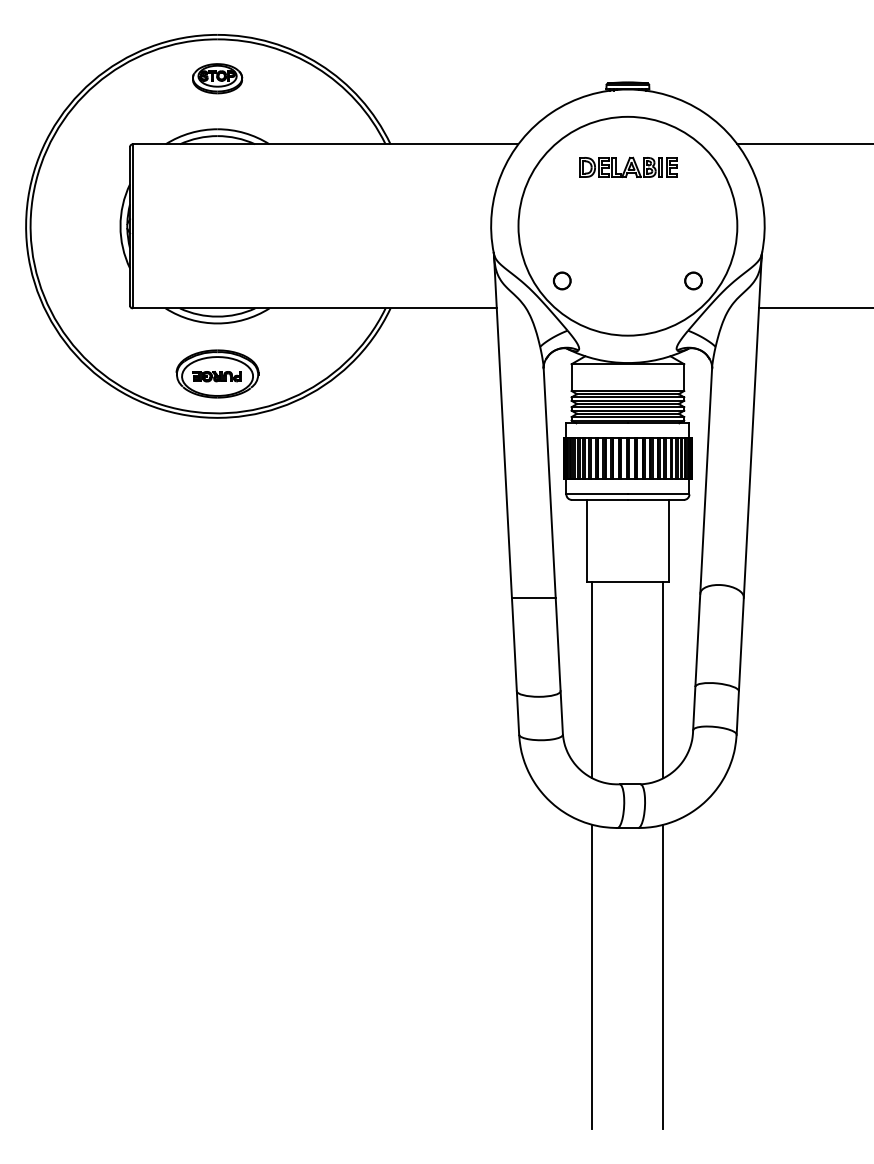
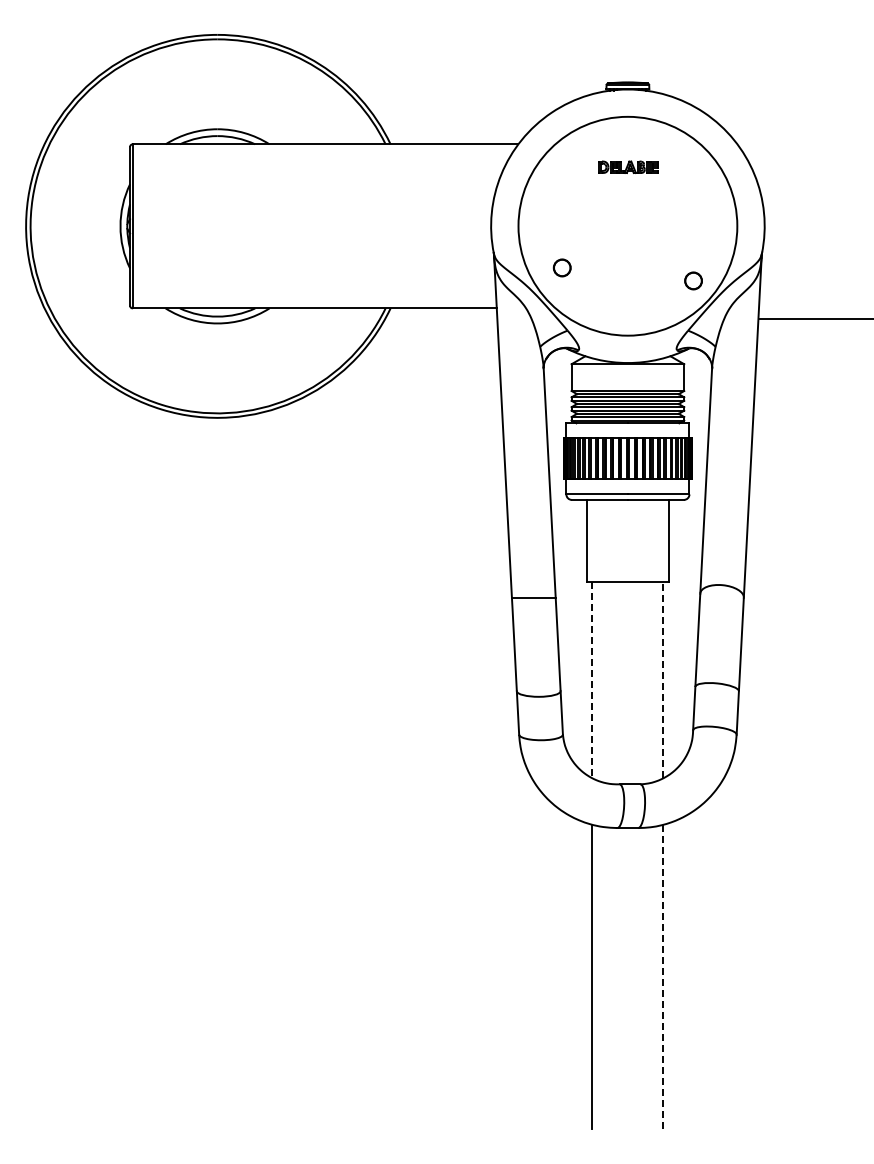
part: present -> none (217, 78)
line: present -> none (803, 144)
part size: 99x22 px -> 61x14 px (628, 166)
part position: (561, 280) -> (561, 267) (561, 267)
line position: (814, 308) -> (814, 319) (814, 319)
part: present -> none (217, 373)
line: solid -> dashed (663, 679)
line: solid -> dashed (592, 680)
line: solid -> dashed (663, 976)
